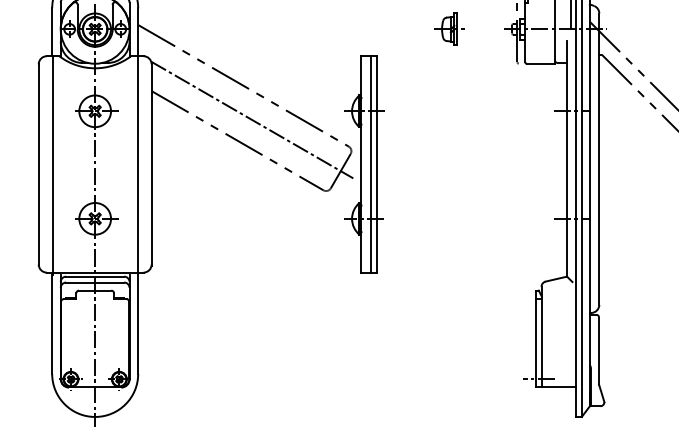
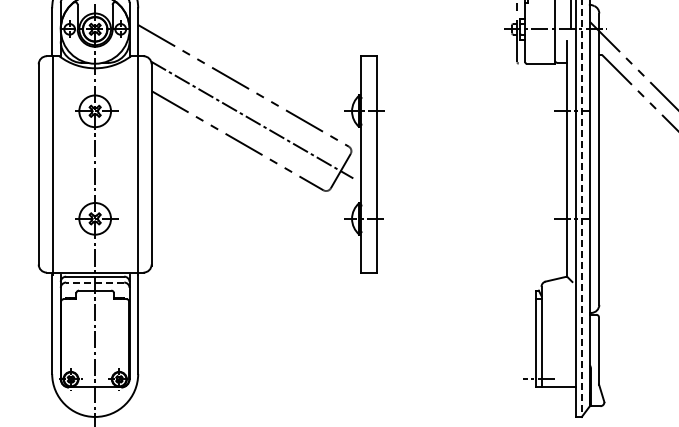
part: present -> none (449, 28)
line: present -> none (370, 164)
line: solid -> dashed (581, 209)
line: solid -> dashed (94, 282)
